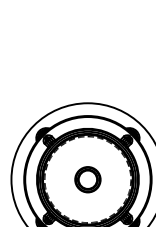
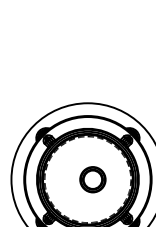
part position: (87, 179) -> (92, 179) (92, 179)
